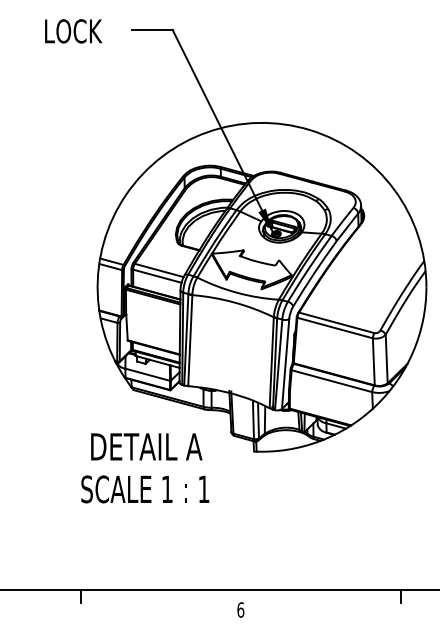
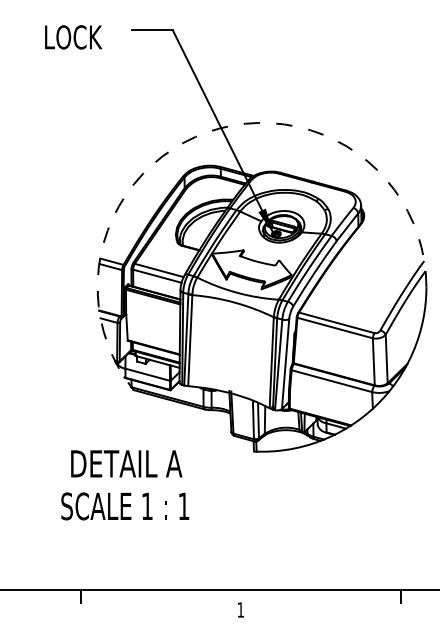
text position: (73, 31) -> (73, 37) (73, 37)
arc: solid -> dashed (207, 132)
text position: (145, 468) -> (125, 485) (125, 485)
text: 6 -> 1 (240, 609)
